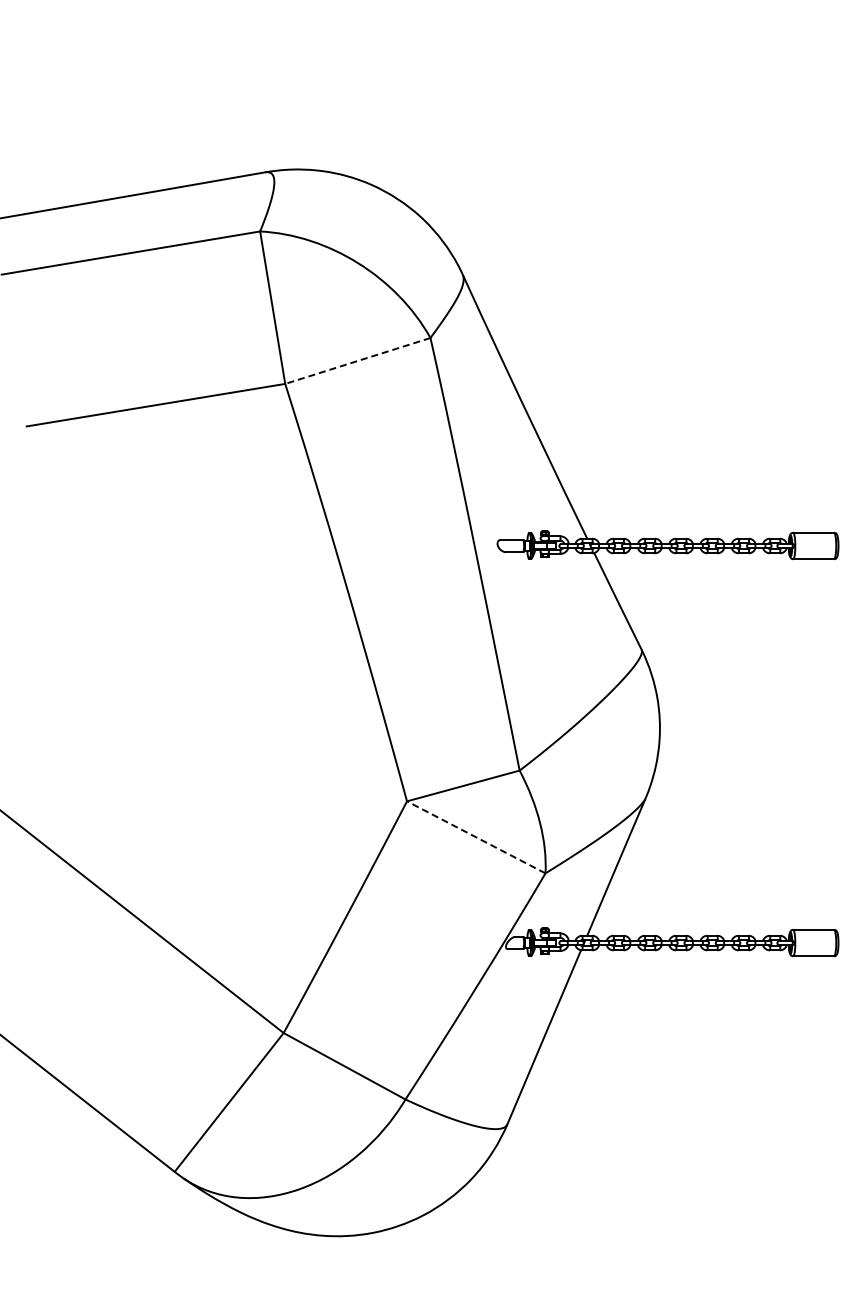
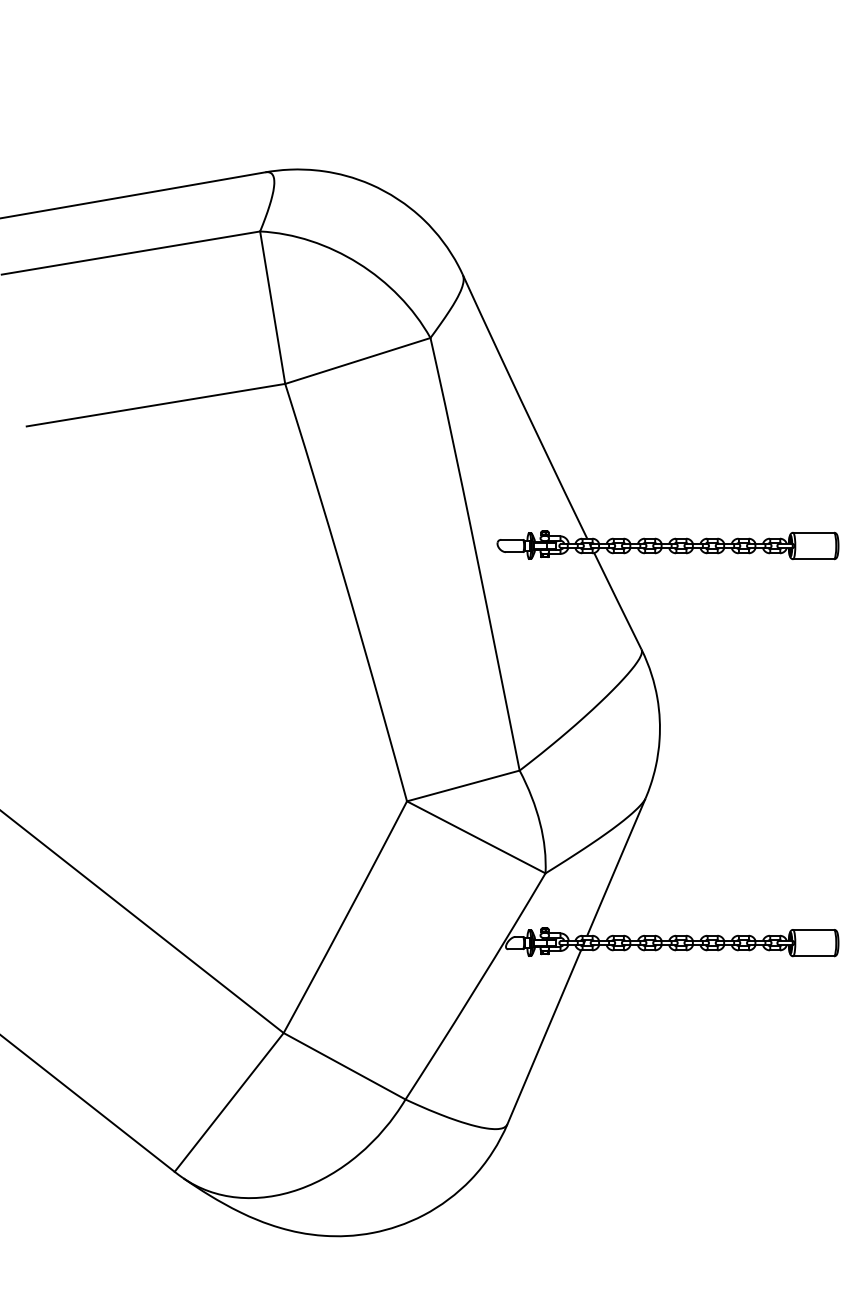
line: dashed -> solid (357, 361)
line: dashed -> solid (475, 837)
